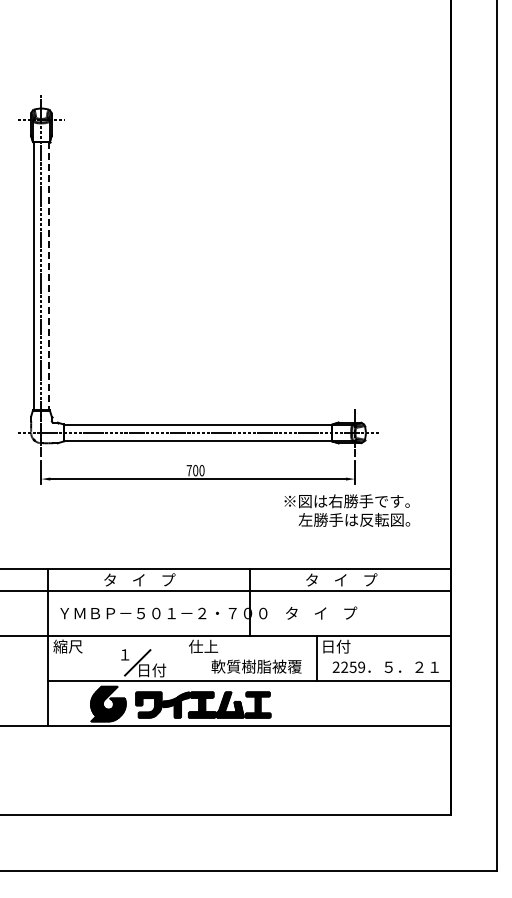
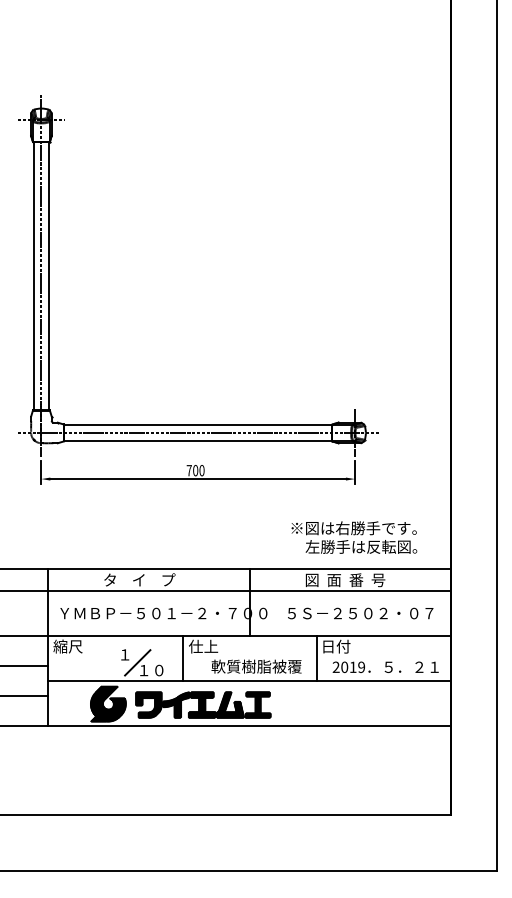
line: dashed -> solid (49, 276)
text position: (347, 510) -> (354, 537) (354, 537)
text: タ    イ    プ -> 図  面  番  号 (345, 580)
text: タ    イ    プ -> ５Ｓ－２５０２・０７ (359, 612)
line: none -> present (182, 657)
line: none -> present (25, 665)
text: 2259 -> 2019 (348, 667)
text: 日付 -> １０ (152, 670)
line: none -> present (25, 695)
